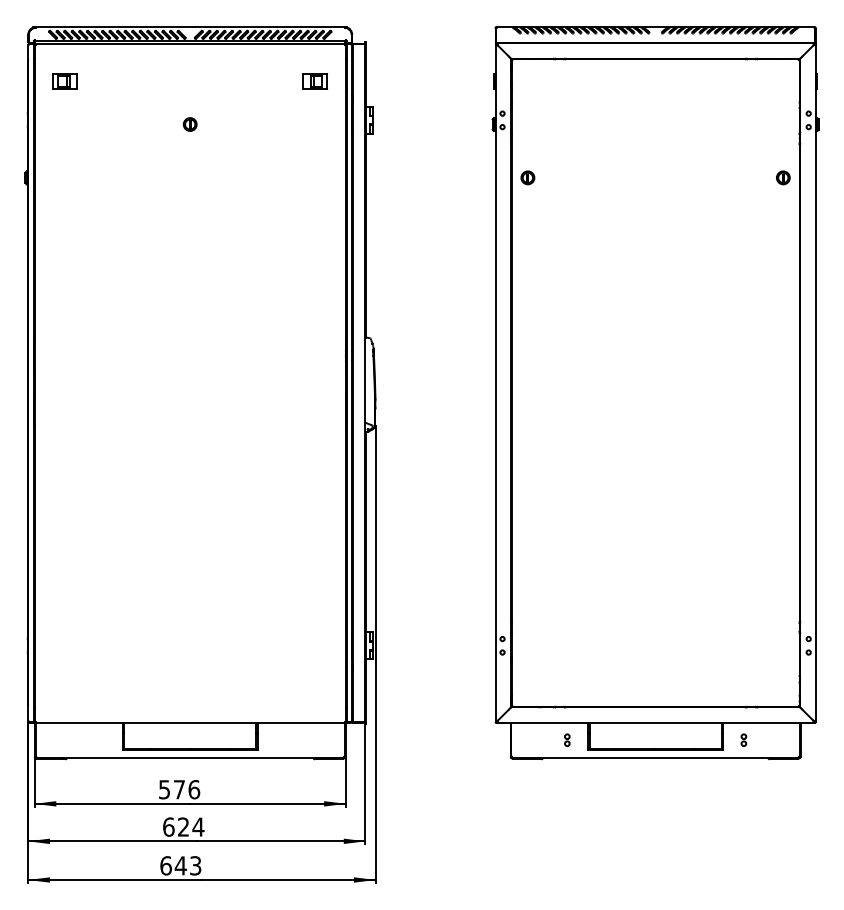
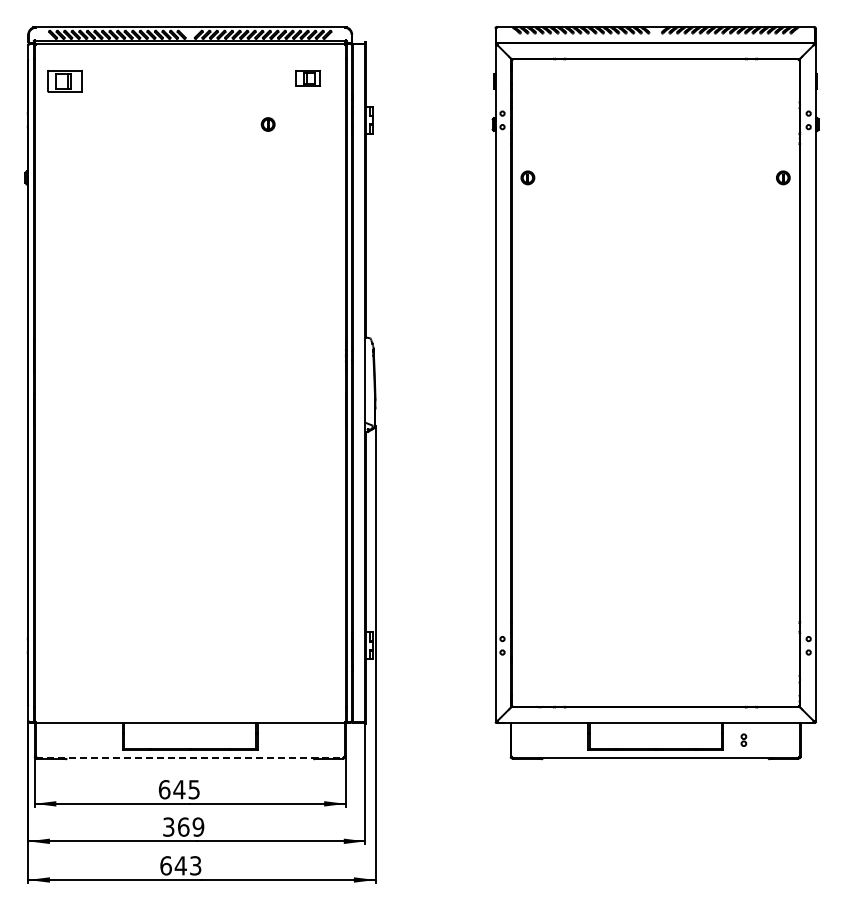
part size: 26x17 px -> 36x23 px (64, 81)
part position: (315, 81) -> (308, 78) (308, 78)
part position: (189, 124) -> (267, 124) (267, 124)
part: present -> none (567, 739)
line: solid -> dashed (190, 758)
text: 576 -> 645 (179, 789)
text: 624 -> 369 (183, 826)
